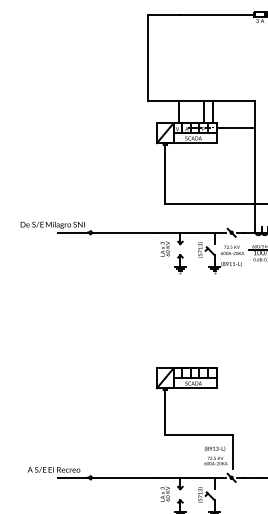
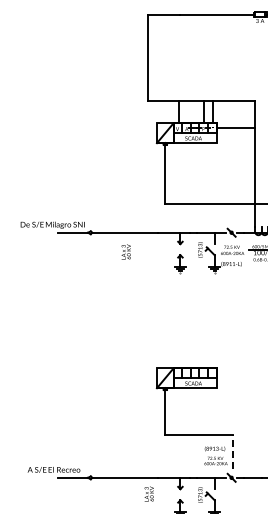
text position: (164, 248) -> (125, 251) (125, 251)
line: solid -> dashed (232, 452)
text position: (164, 493) -> (148, 493) (148, 493)
